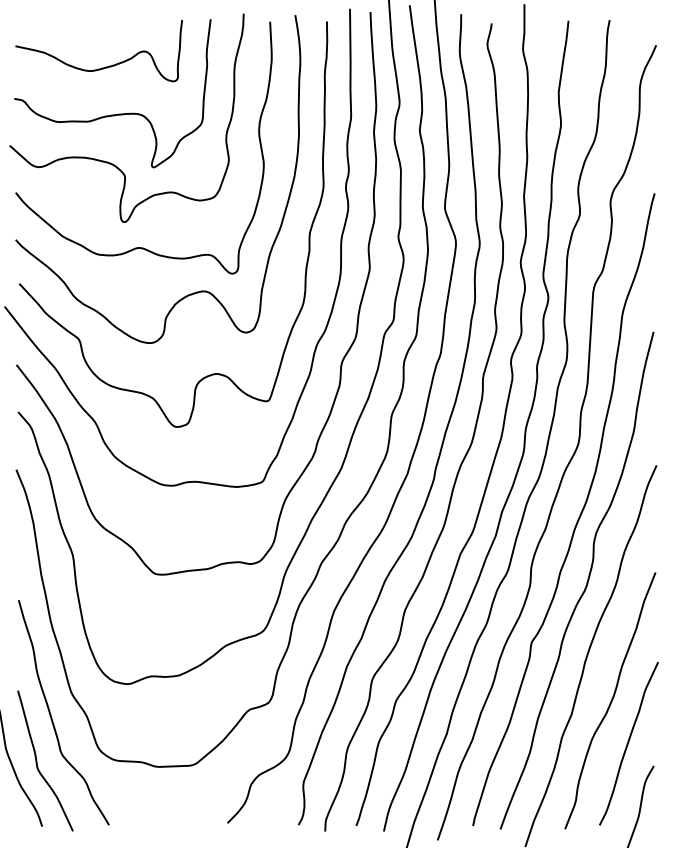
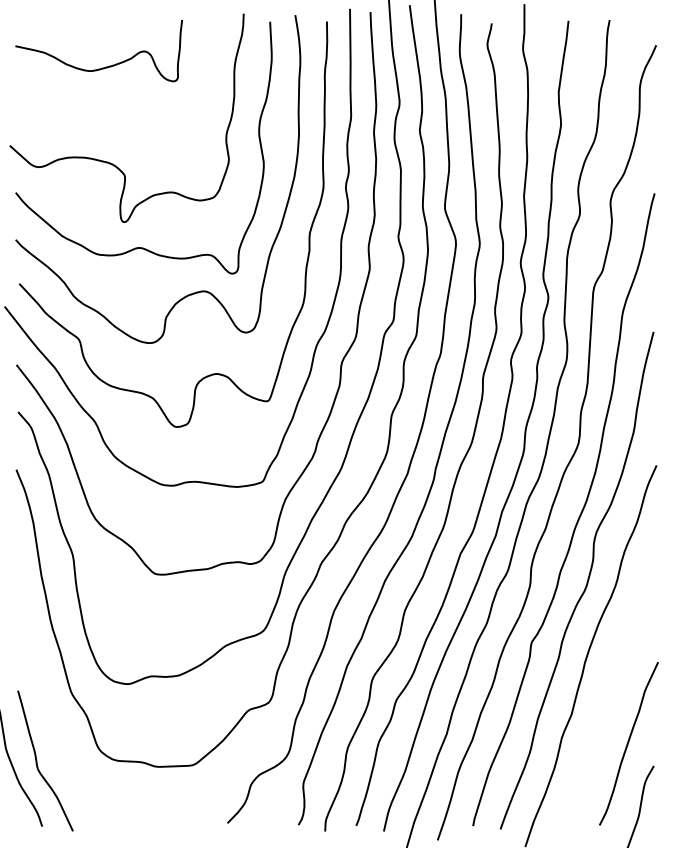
curve: present -> none (118, 113)
curve: present -> none (611, 700)
curve: present -> none (52, 717)
